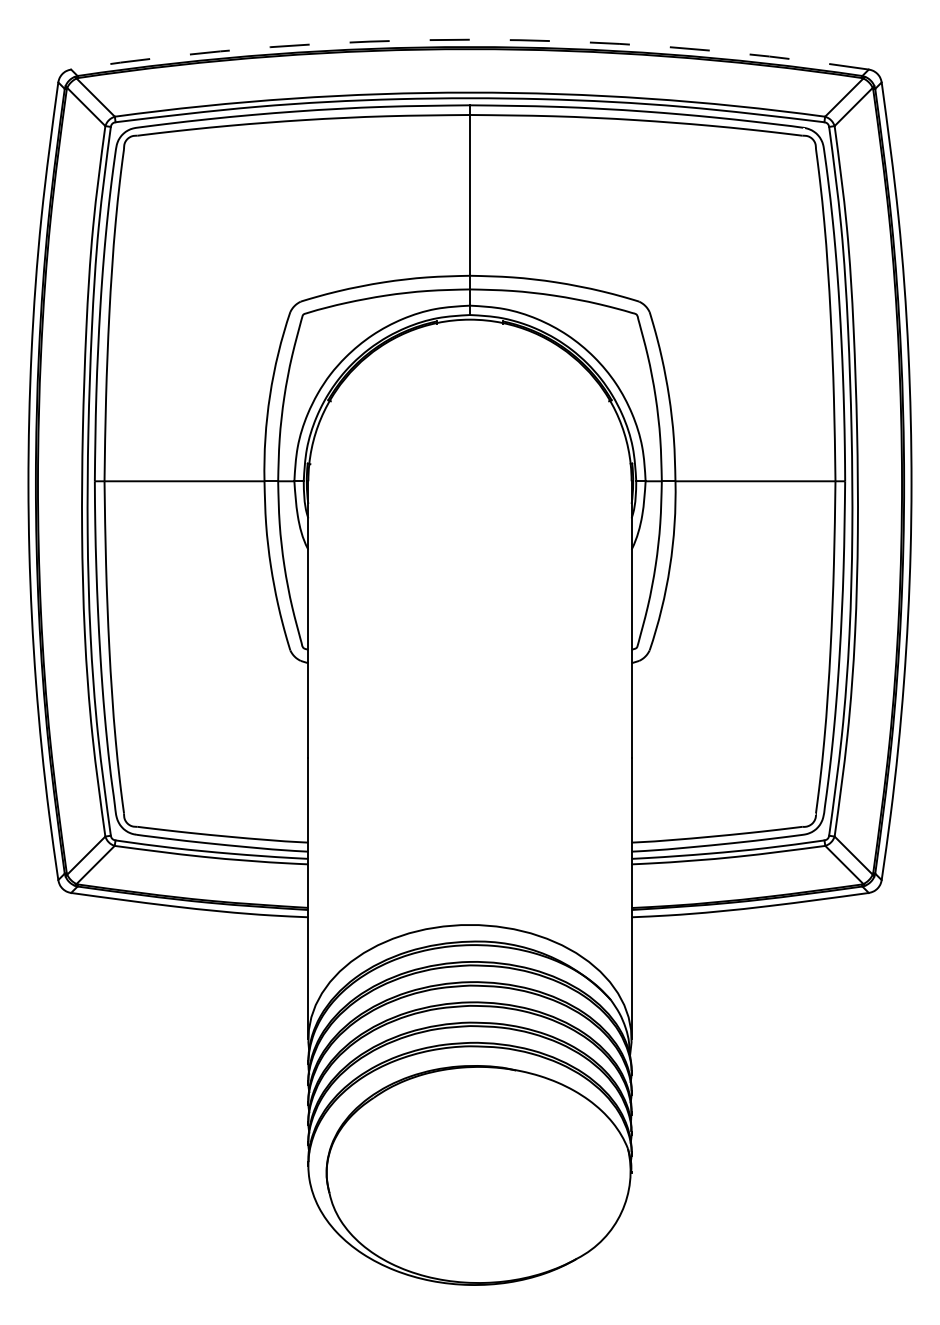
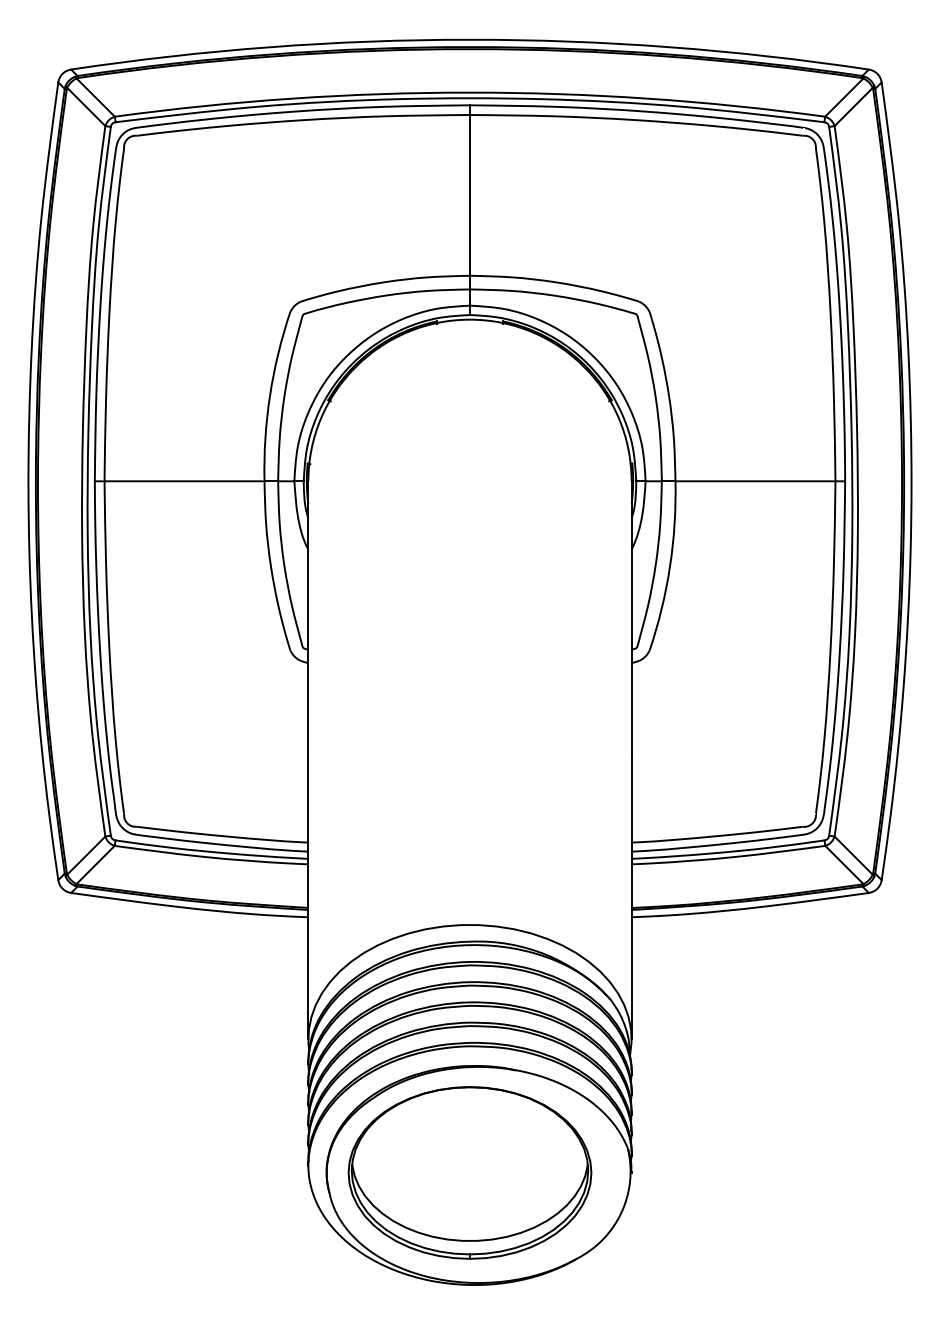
arc: dashed -> solid (469, 39)
part: none -> present (469, 1172)
